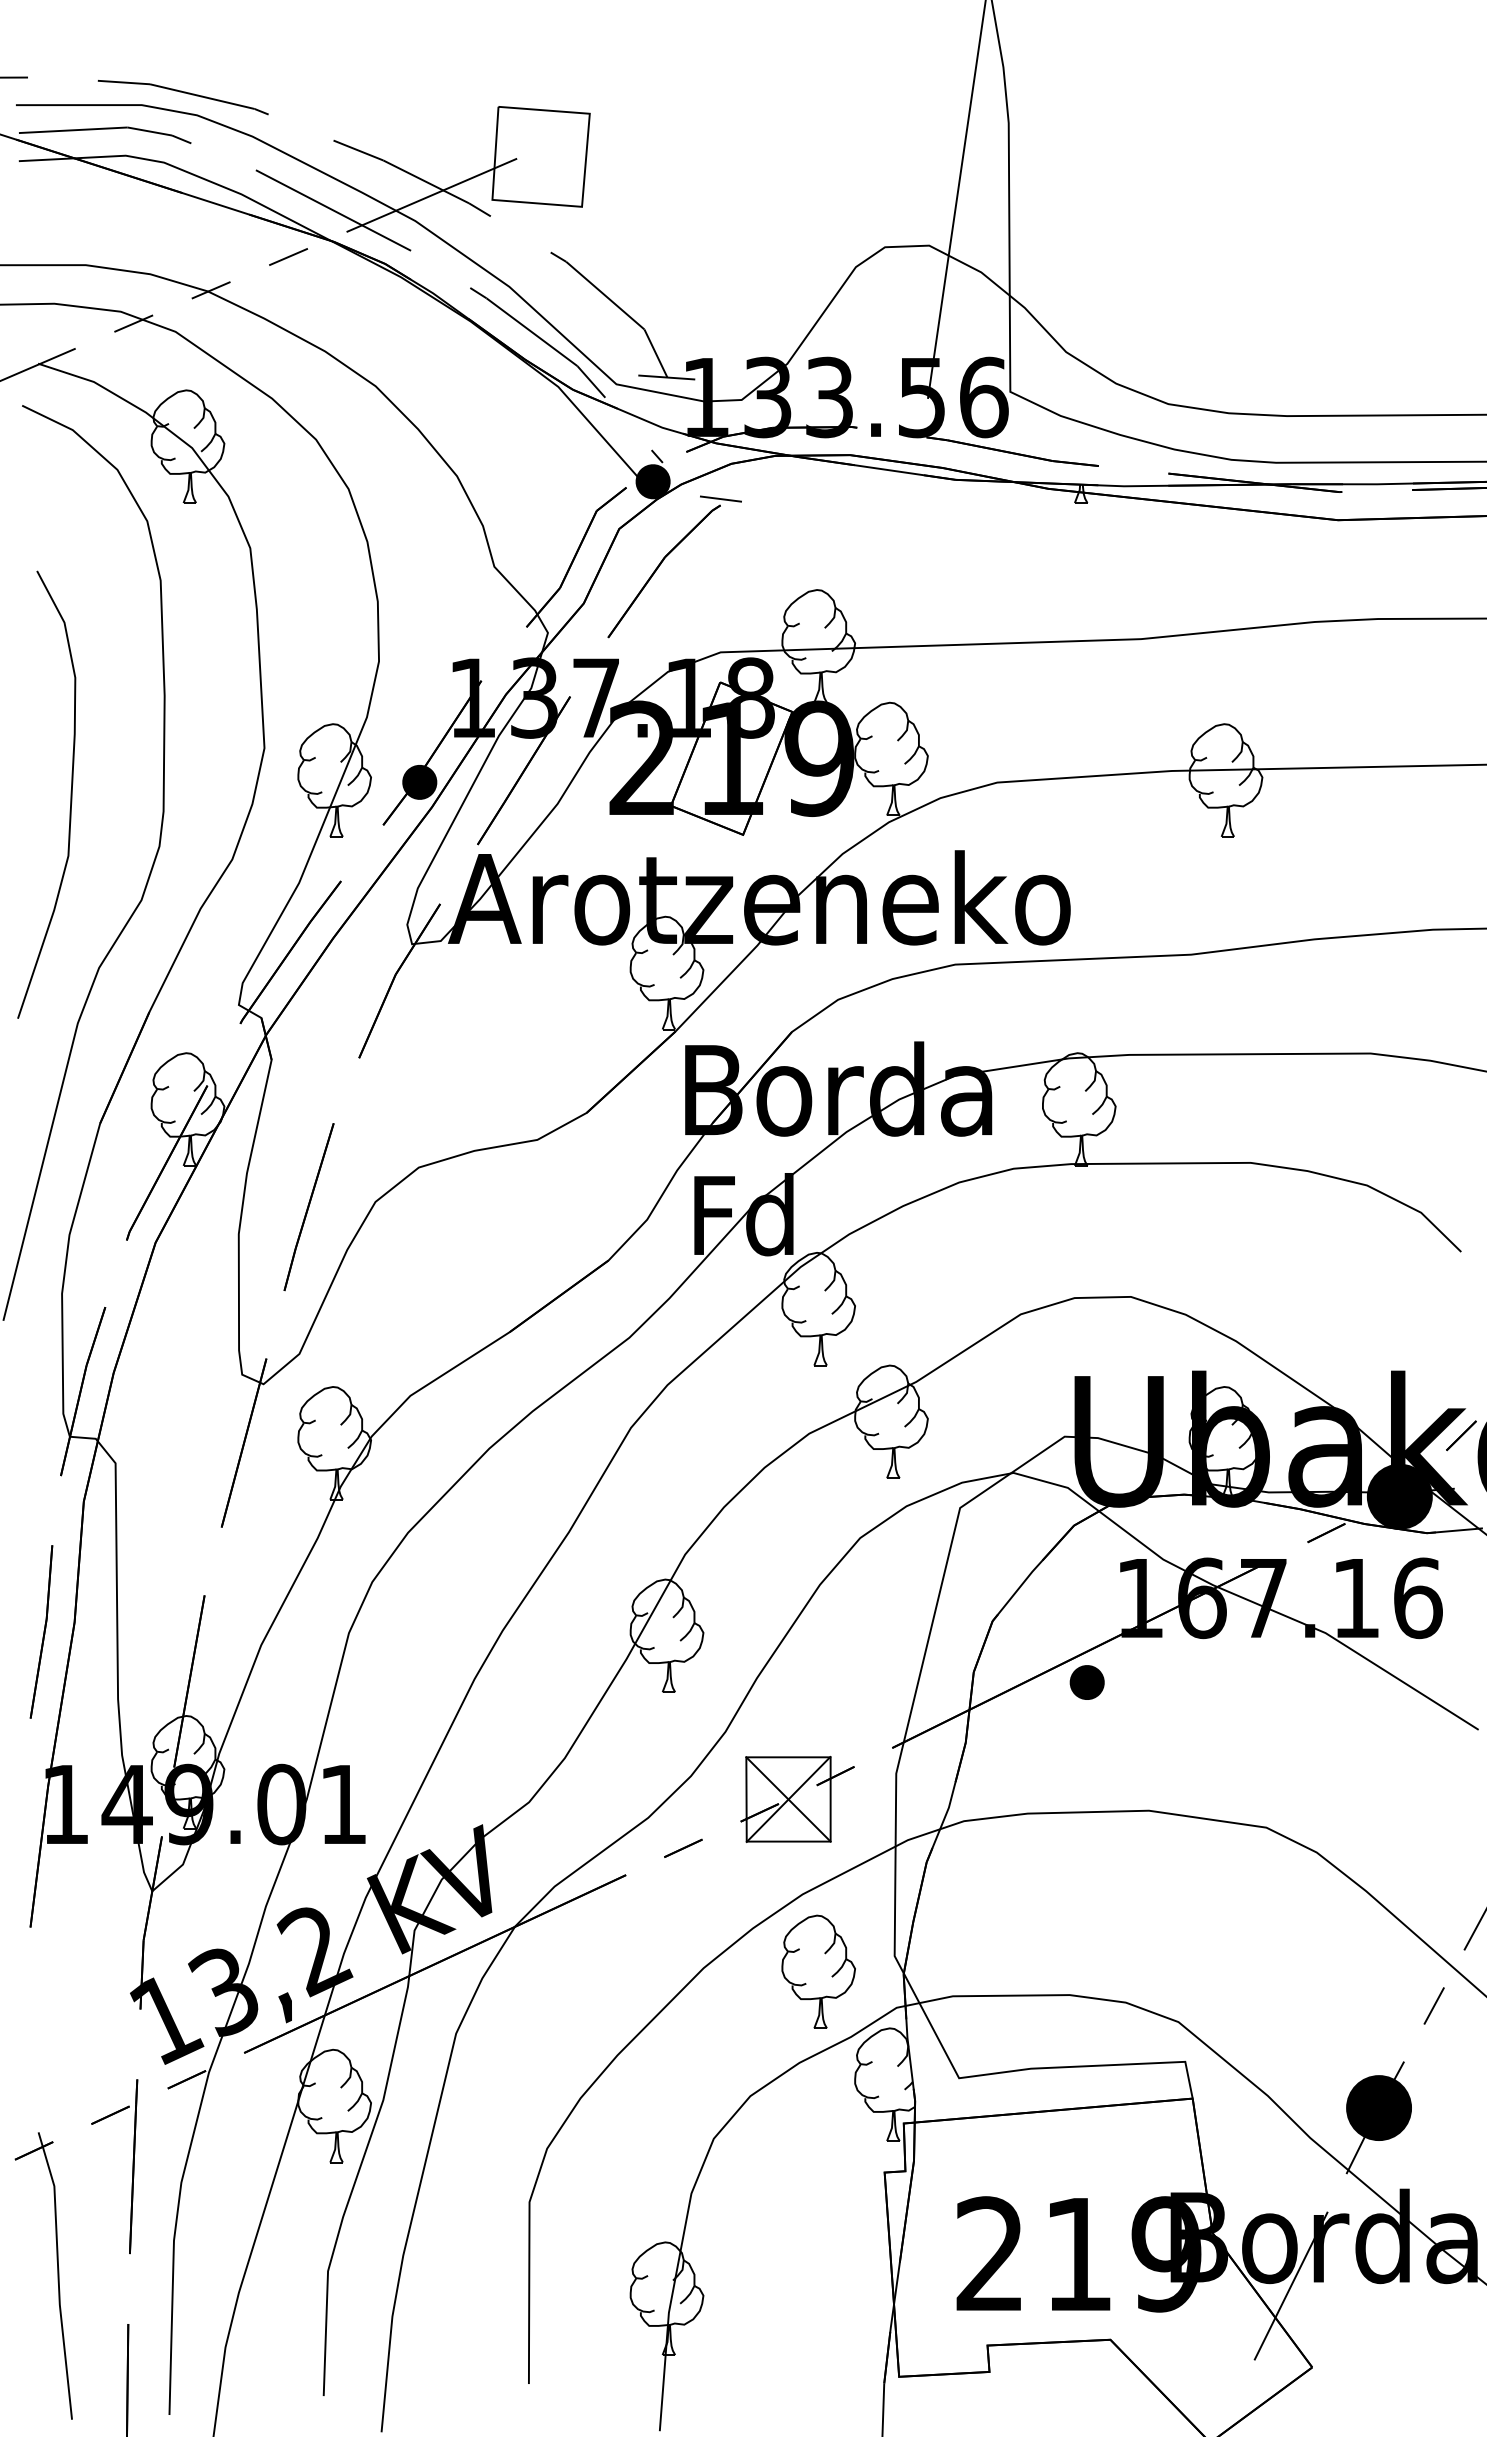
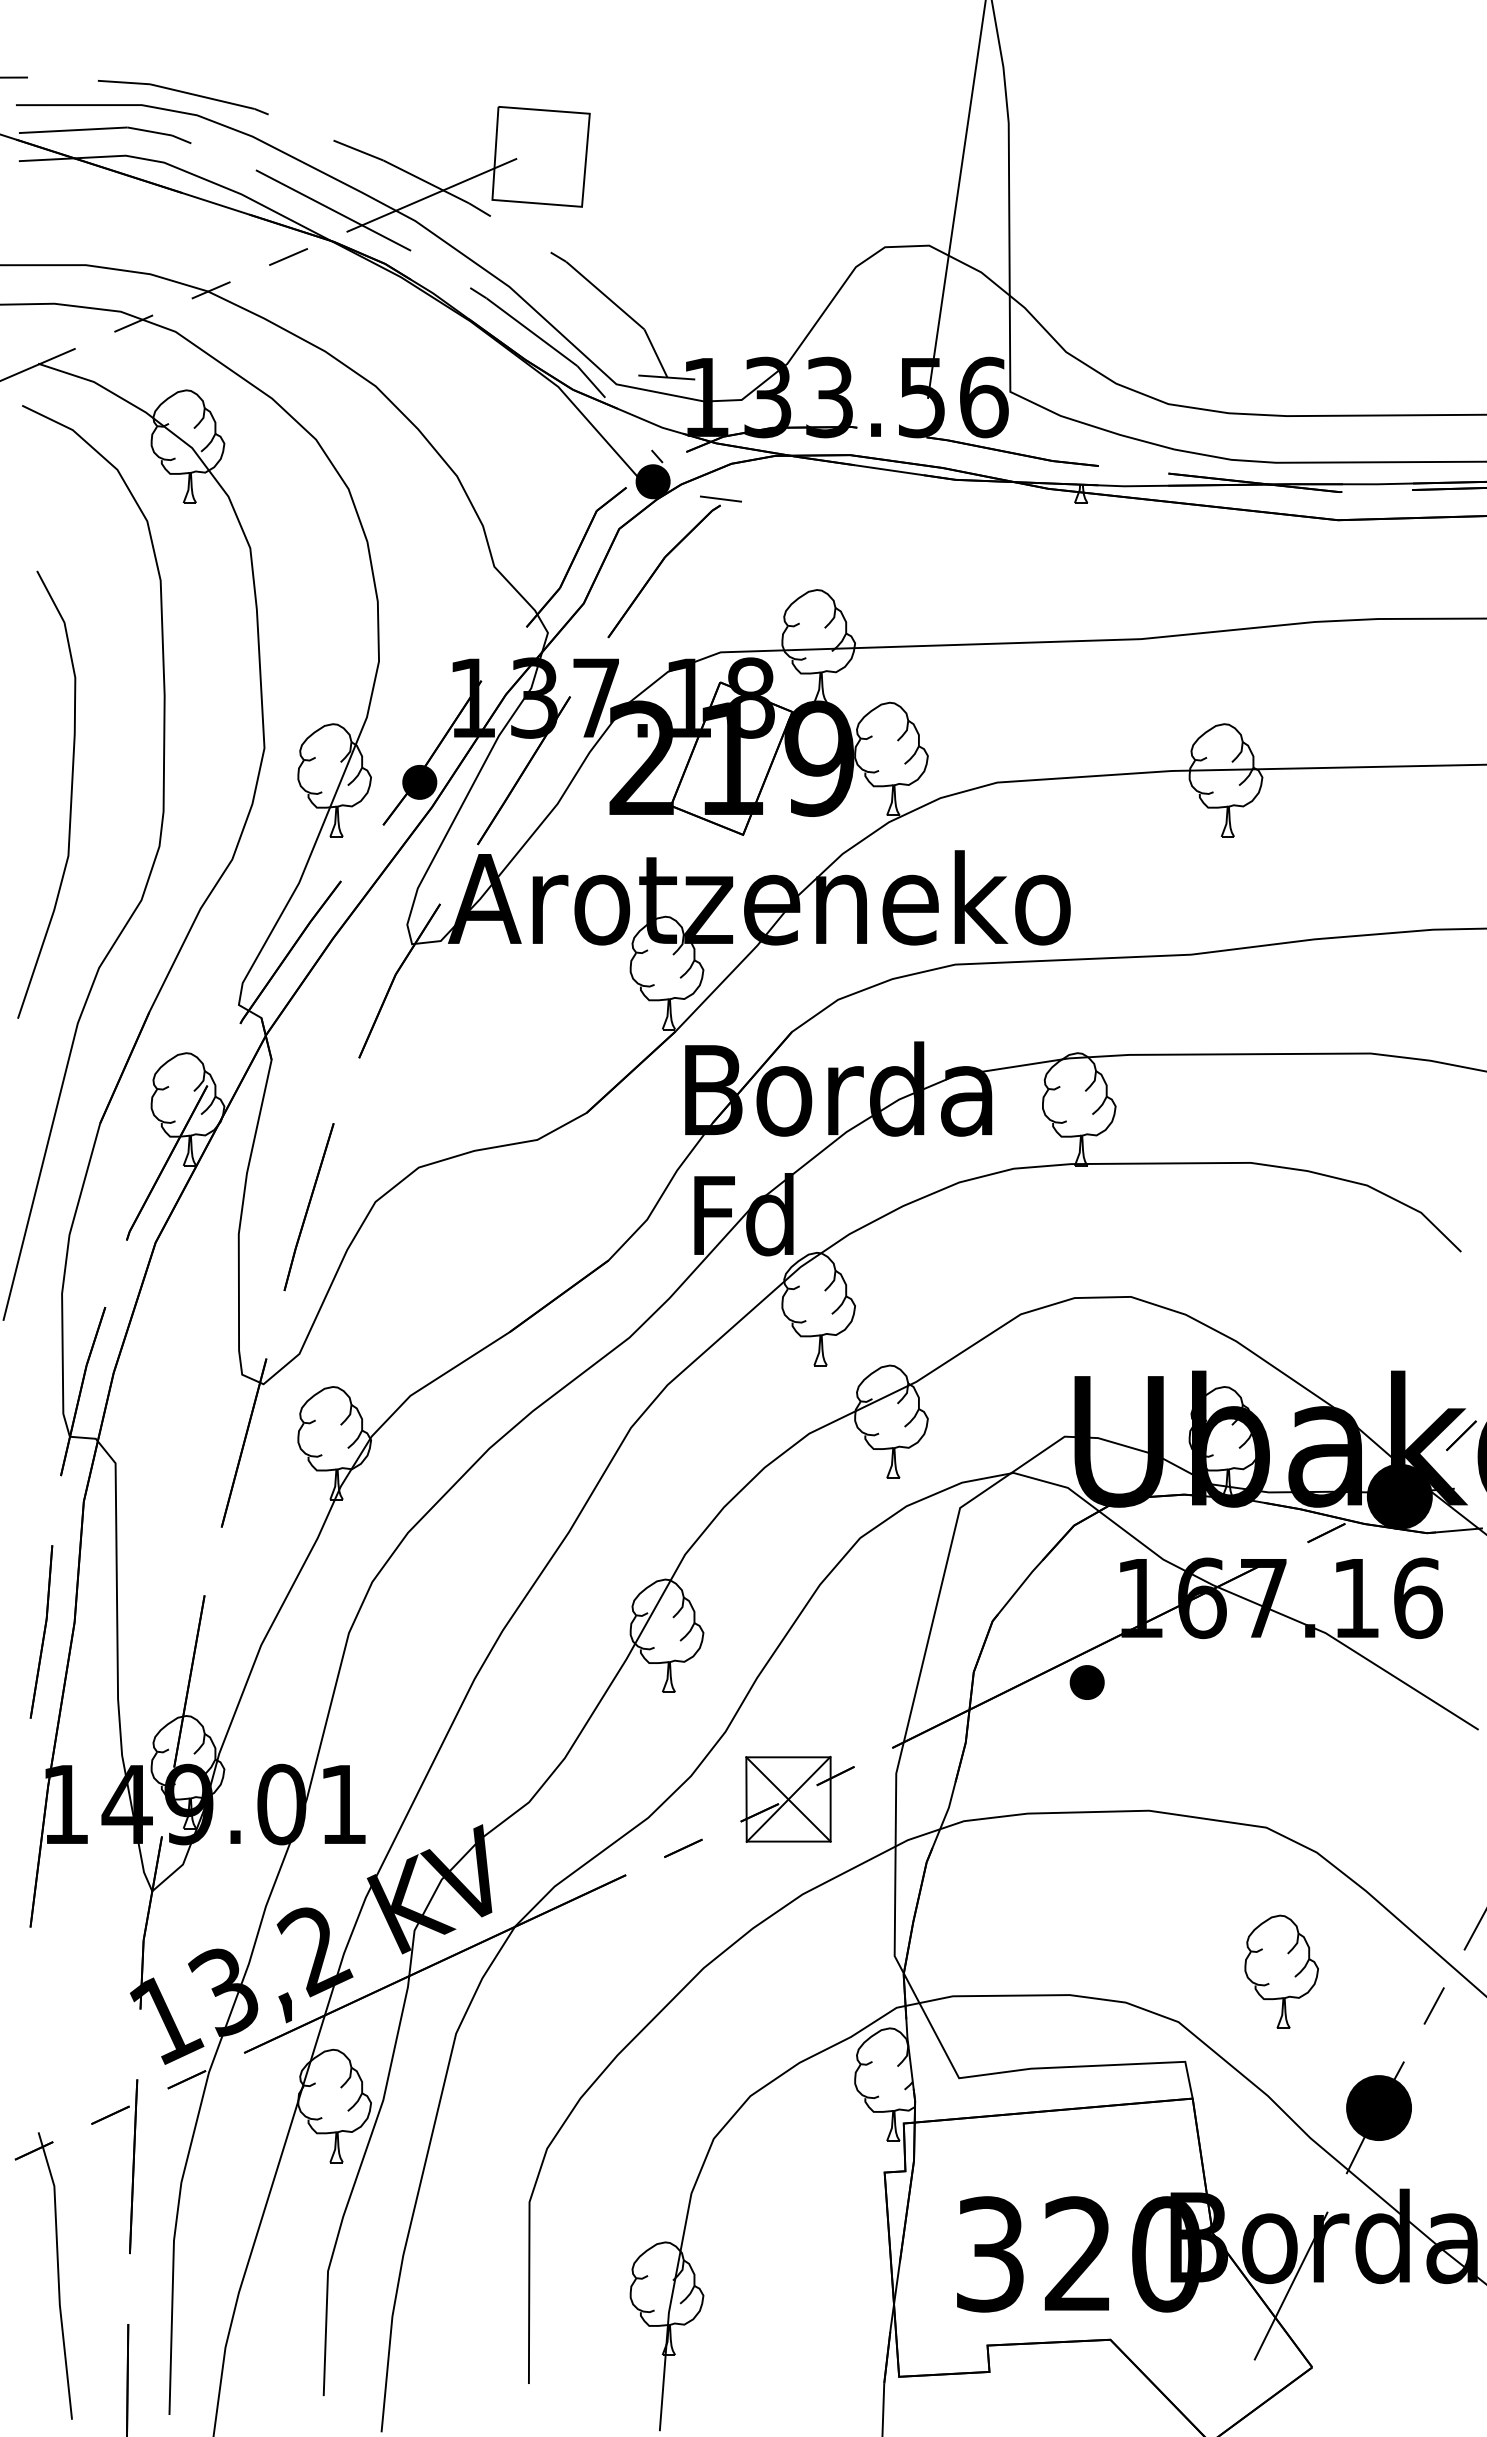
part position: (818, 1971) -> (1281, 1971) (1281, 1971)
text: 219 -> 320 (1078, 2254)
